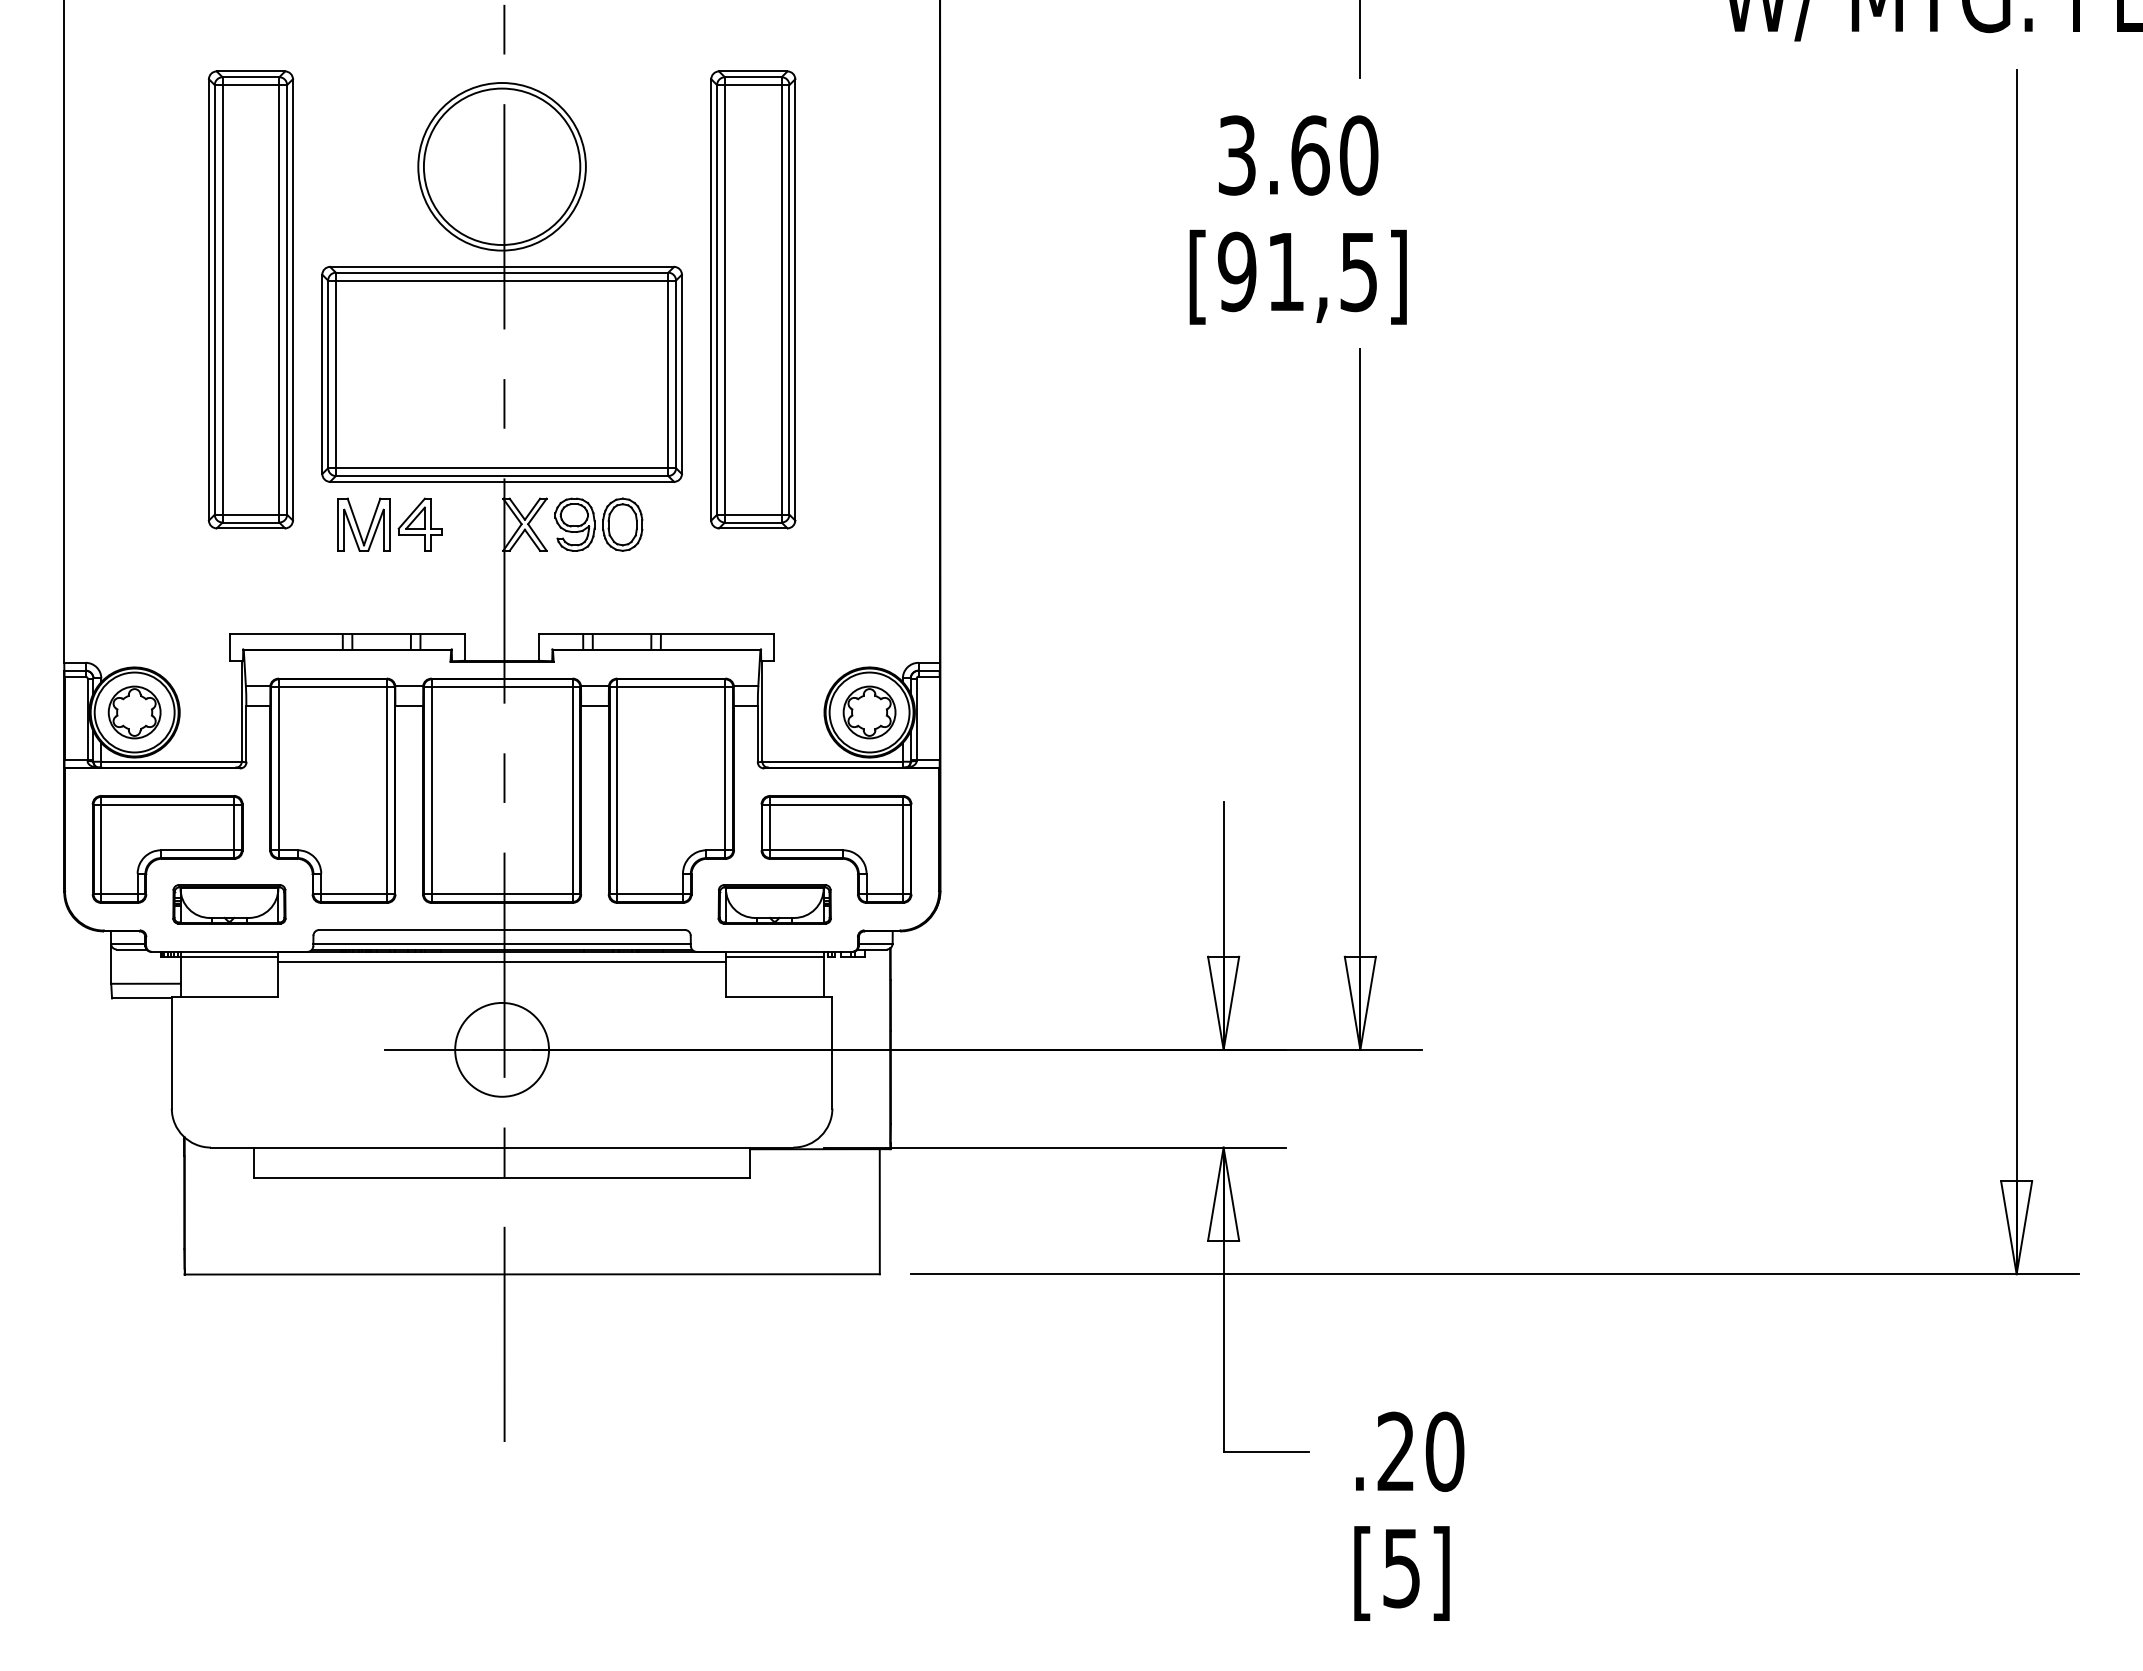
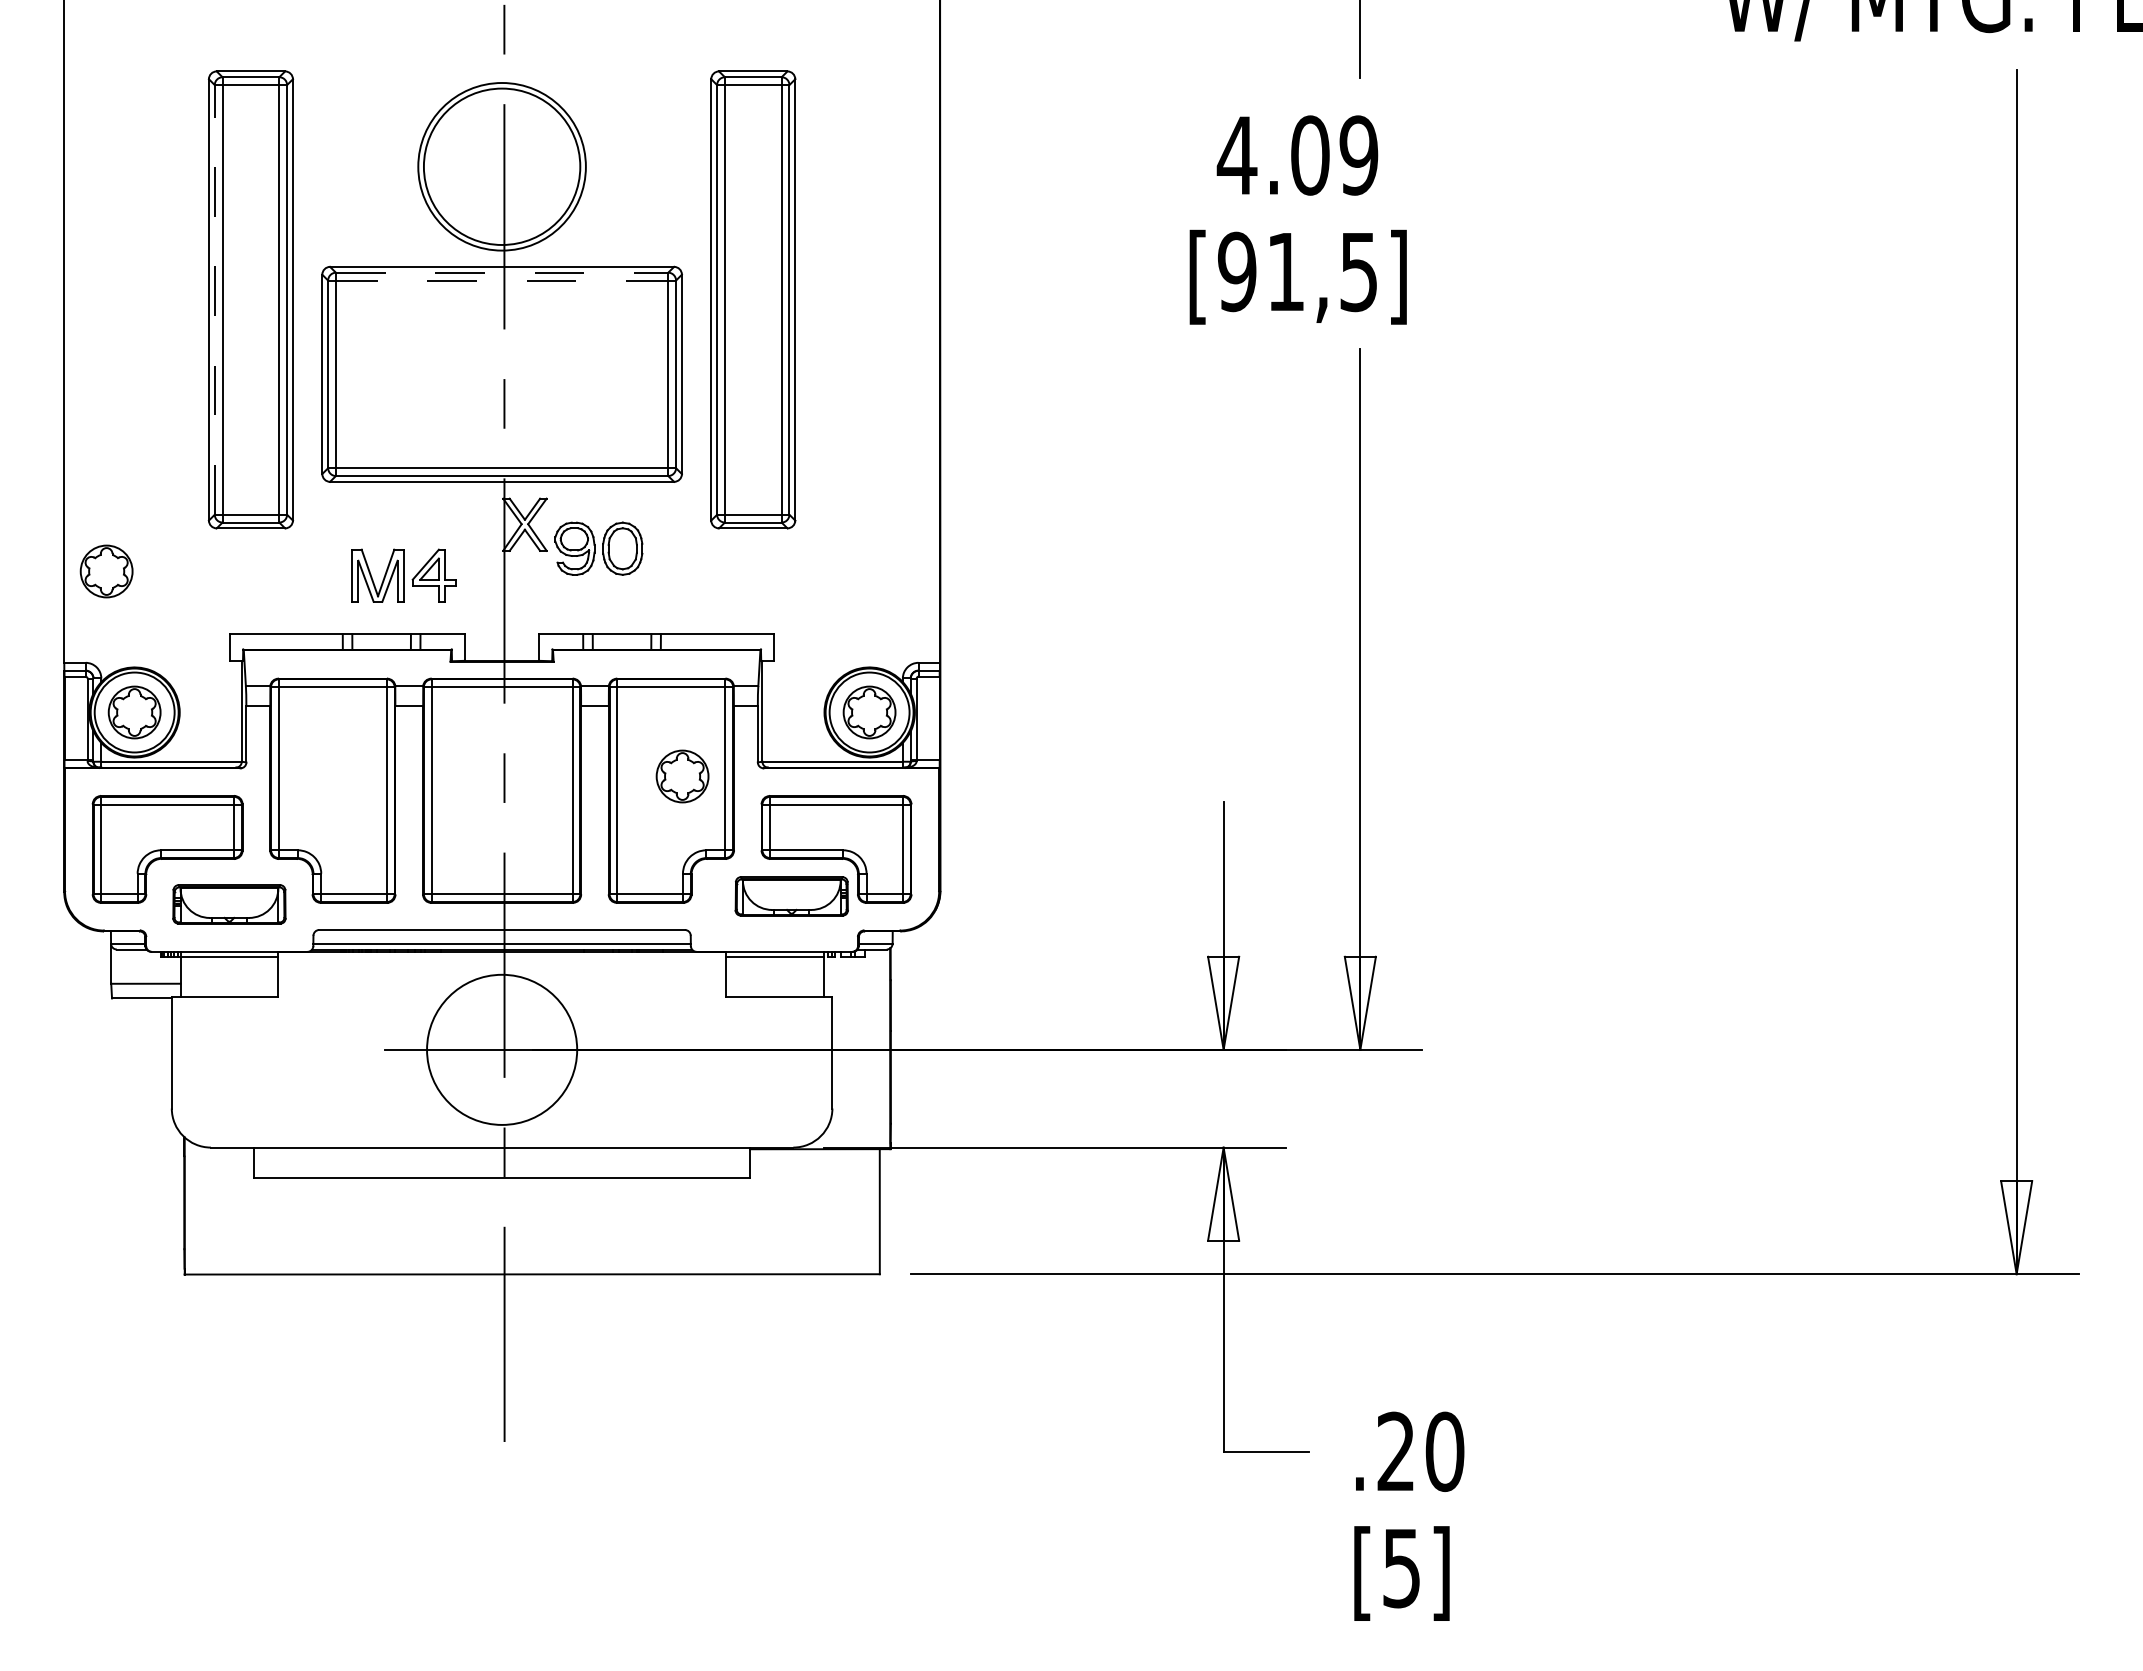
text: 3.60 -> 4.09 (1297, 155)
line: solid -> dashed (502, 272)
line: solid -> dashed (502, 280)
line: solid -> dashed (214, 299)
part position: (389, 524) -> (403, 575) (403, 575)
part position: (598, 524) -> (598, 548) (598, 548)
part: none -> present (106, 571)
part: none -> present (682, 776)
part position: (774, 904) -> (791, 896) (791, 896)
line: present -> none (501, 961)
circle diameter: 94 px -> 150 px (502, 1049)
